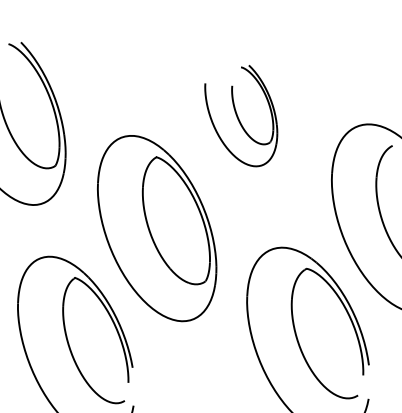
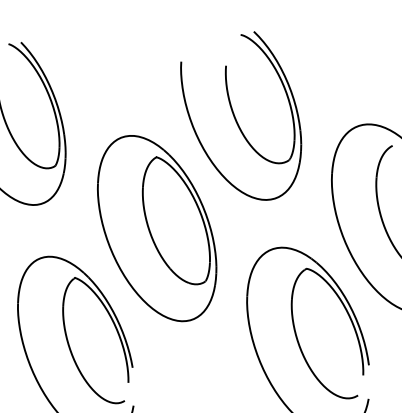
part size: 75x103 px -> 123x170 px (241, 115)
